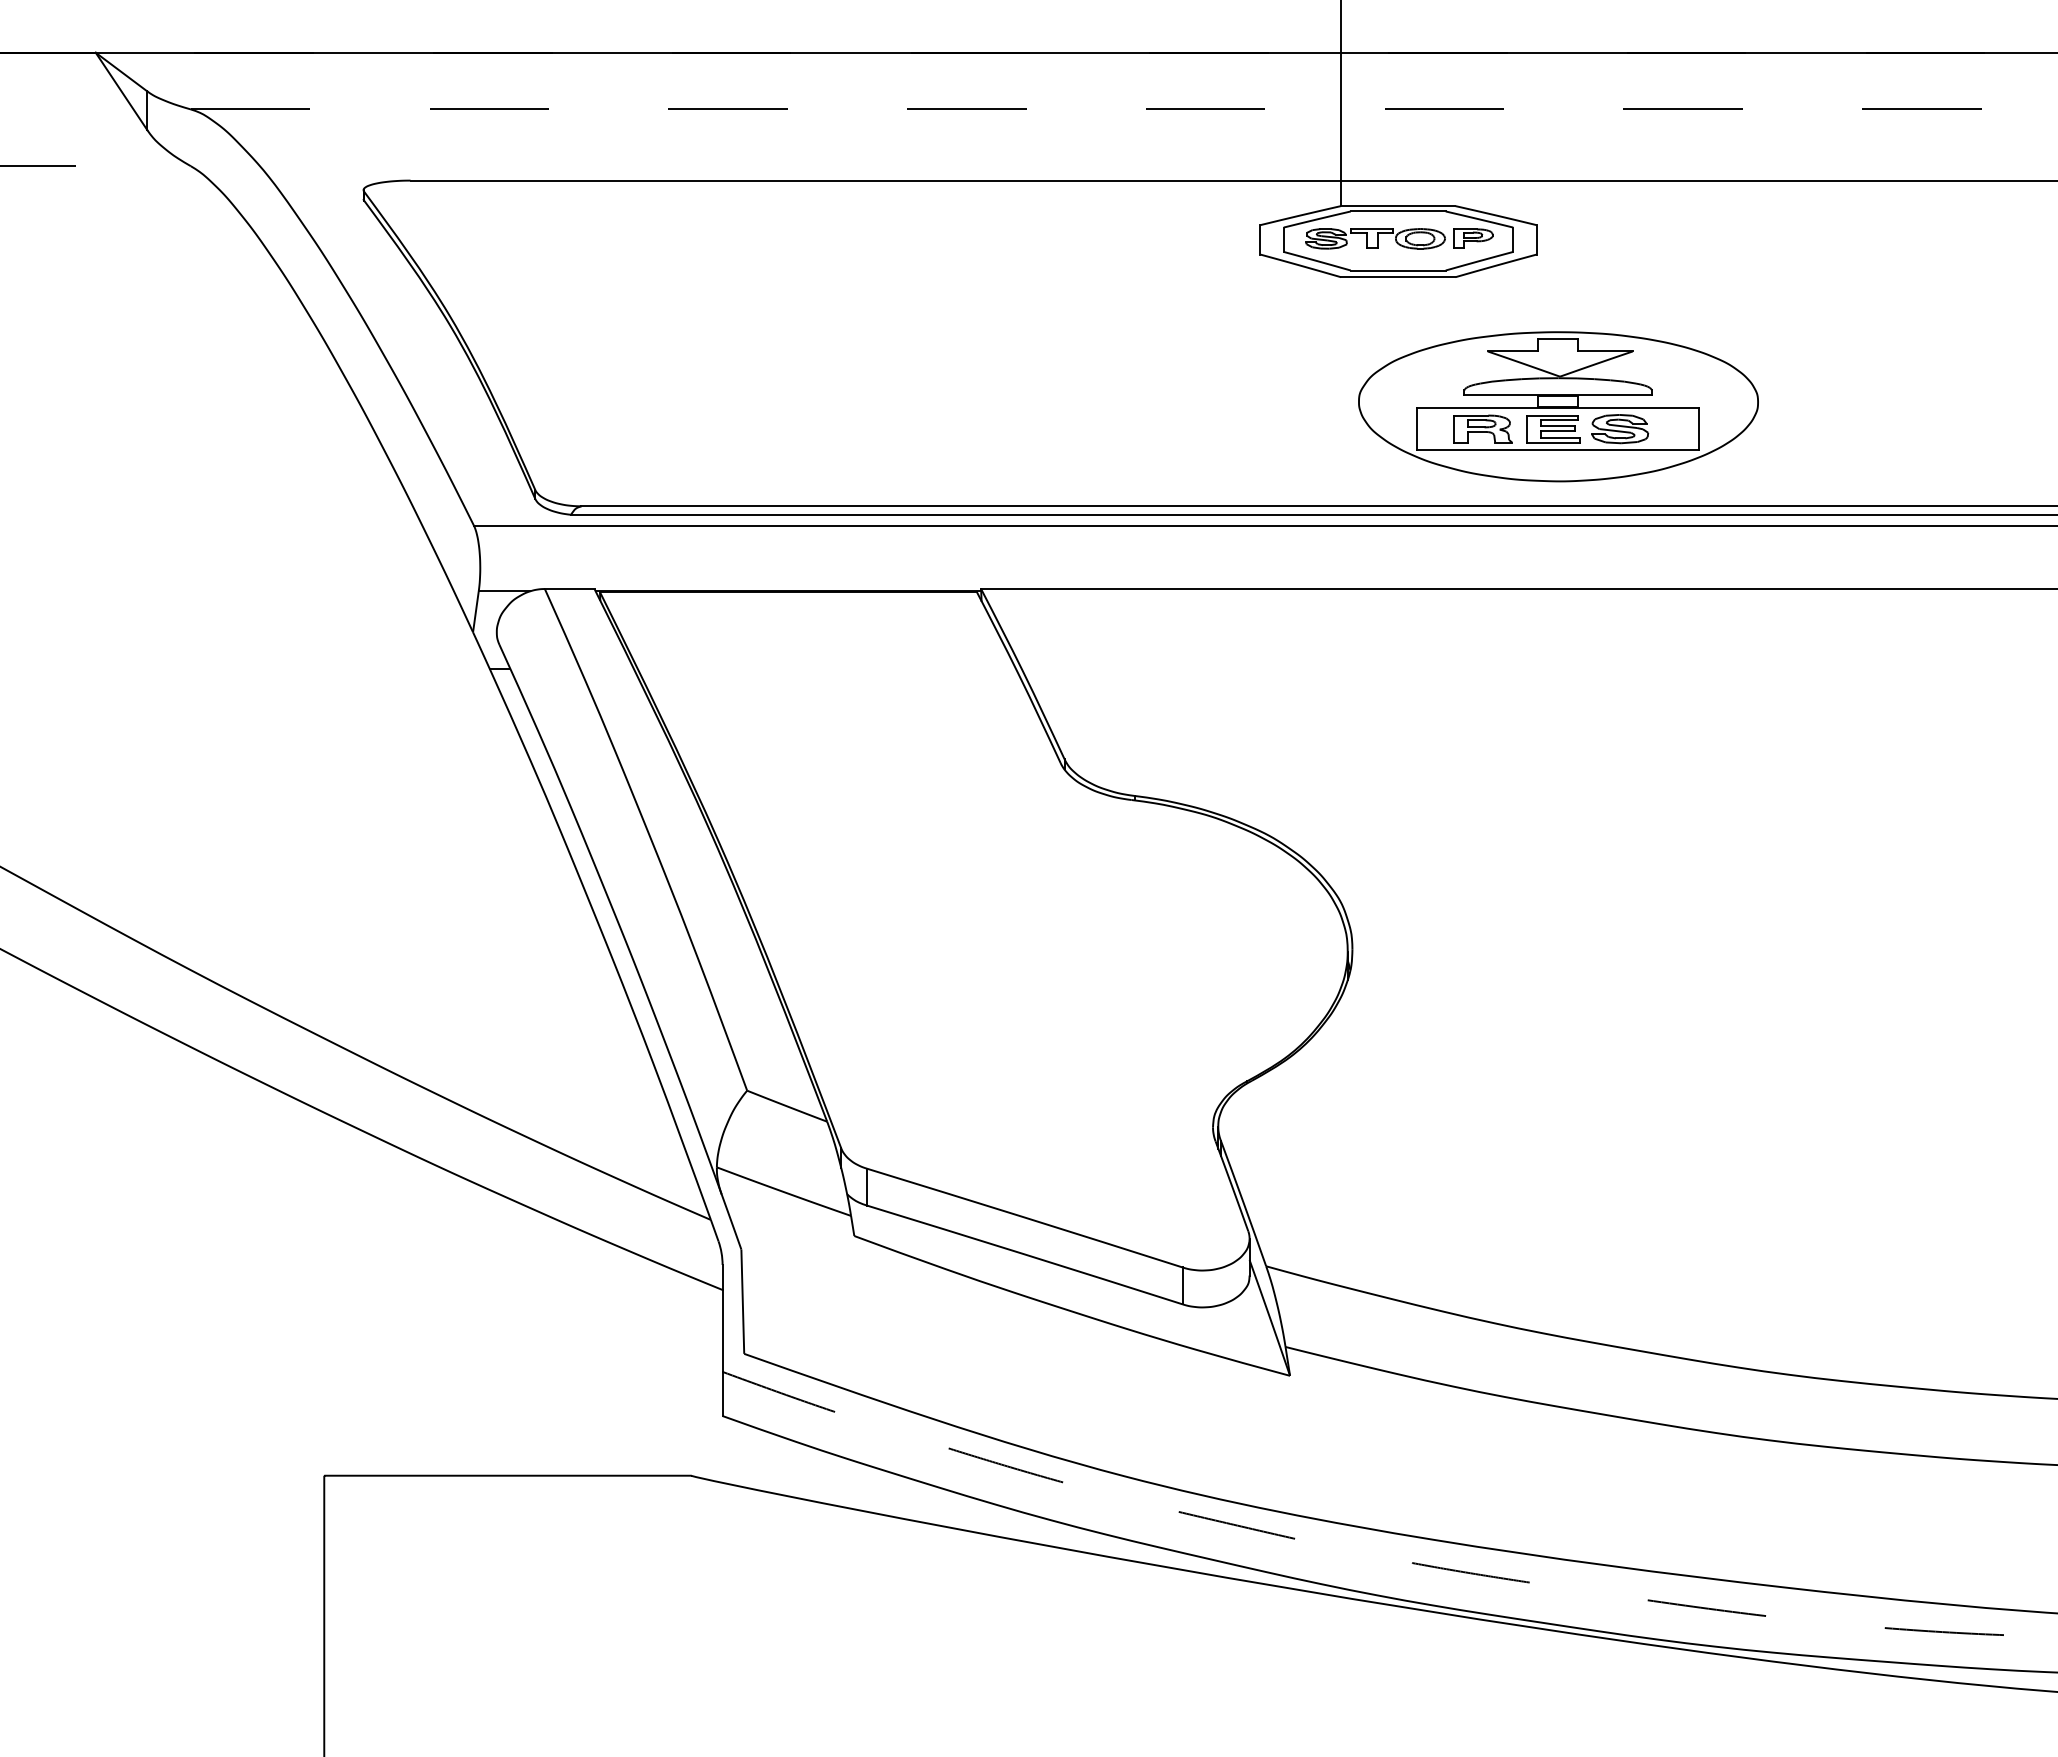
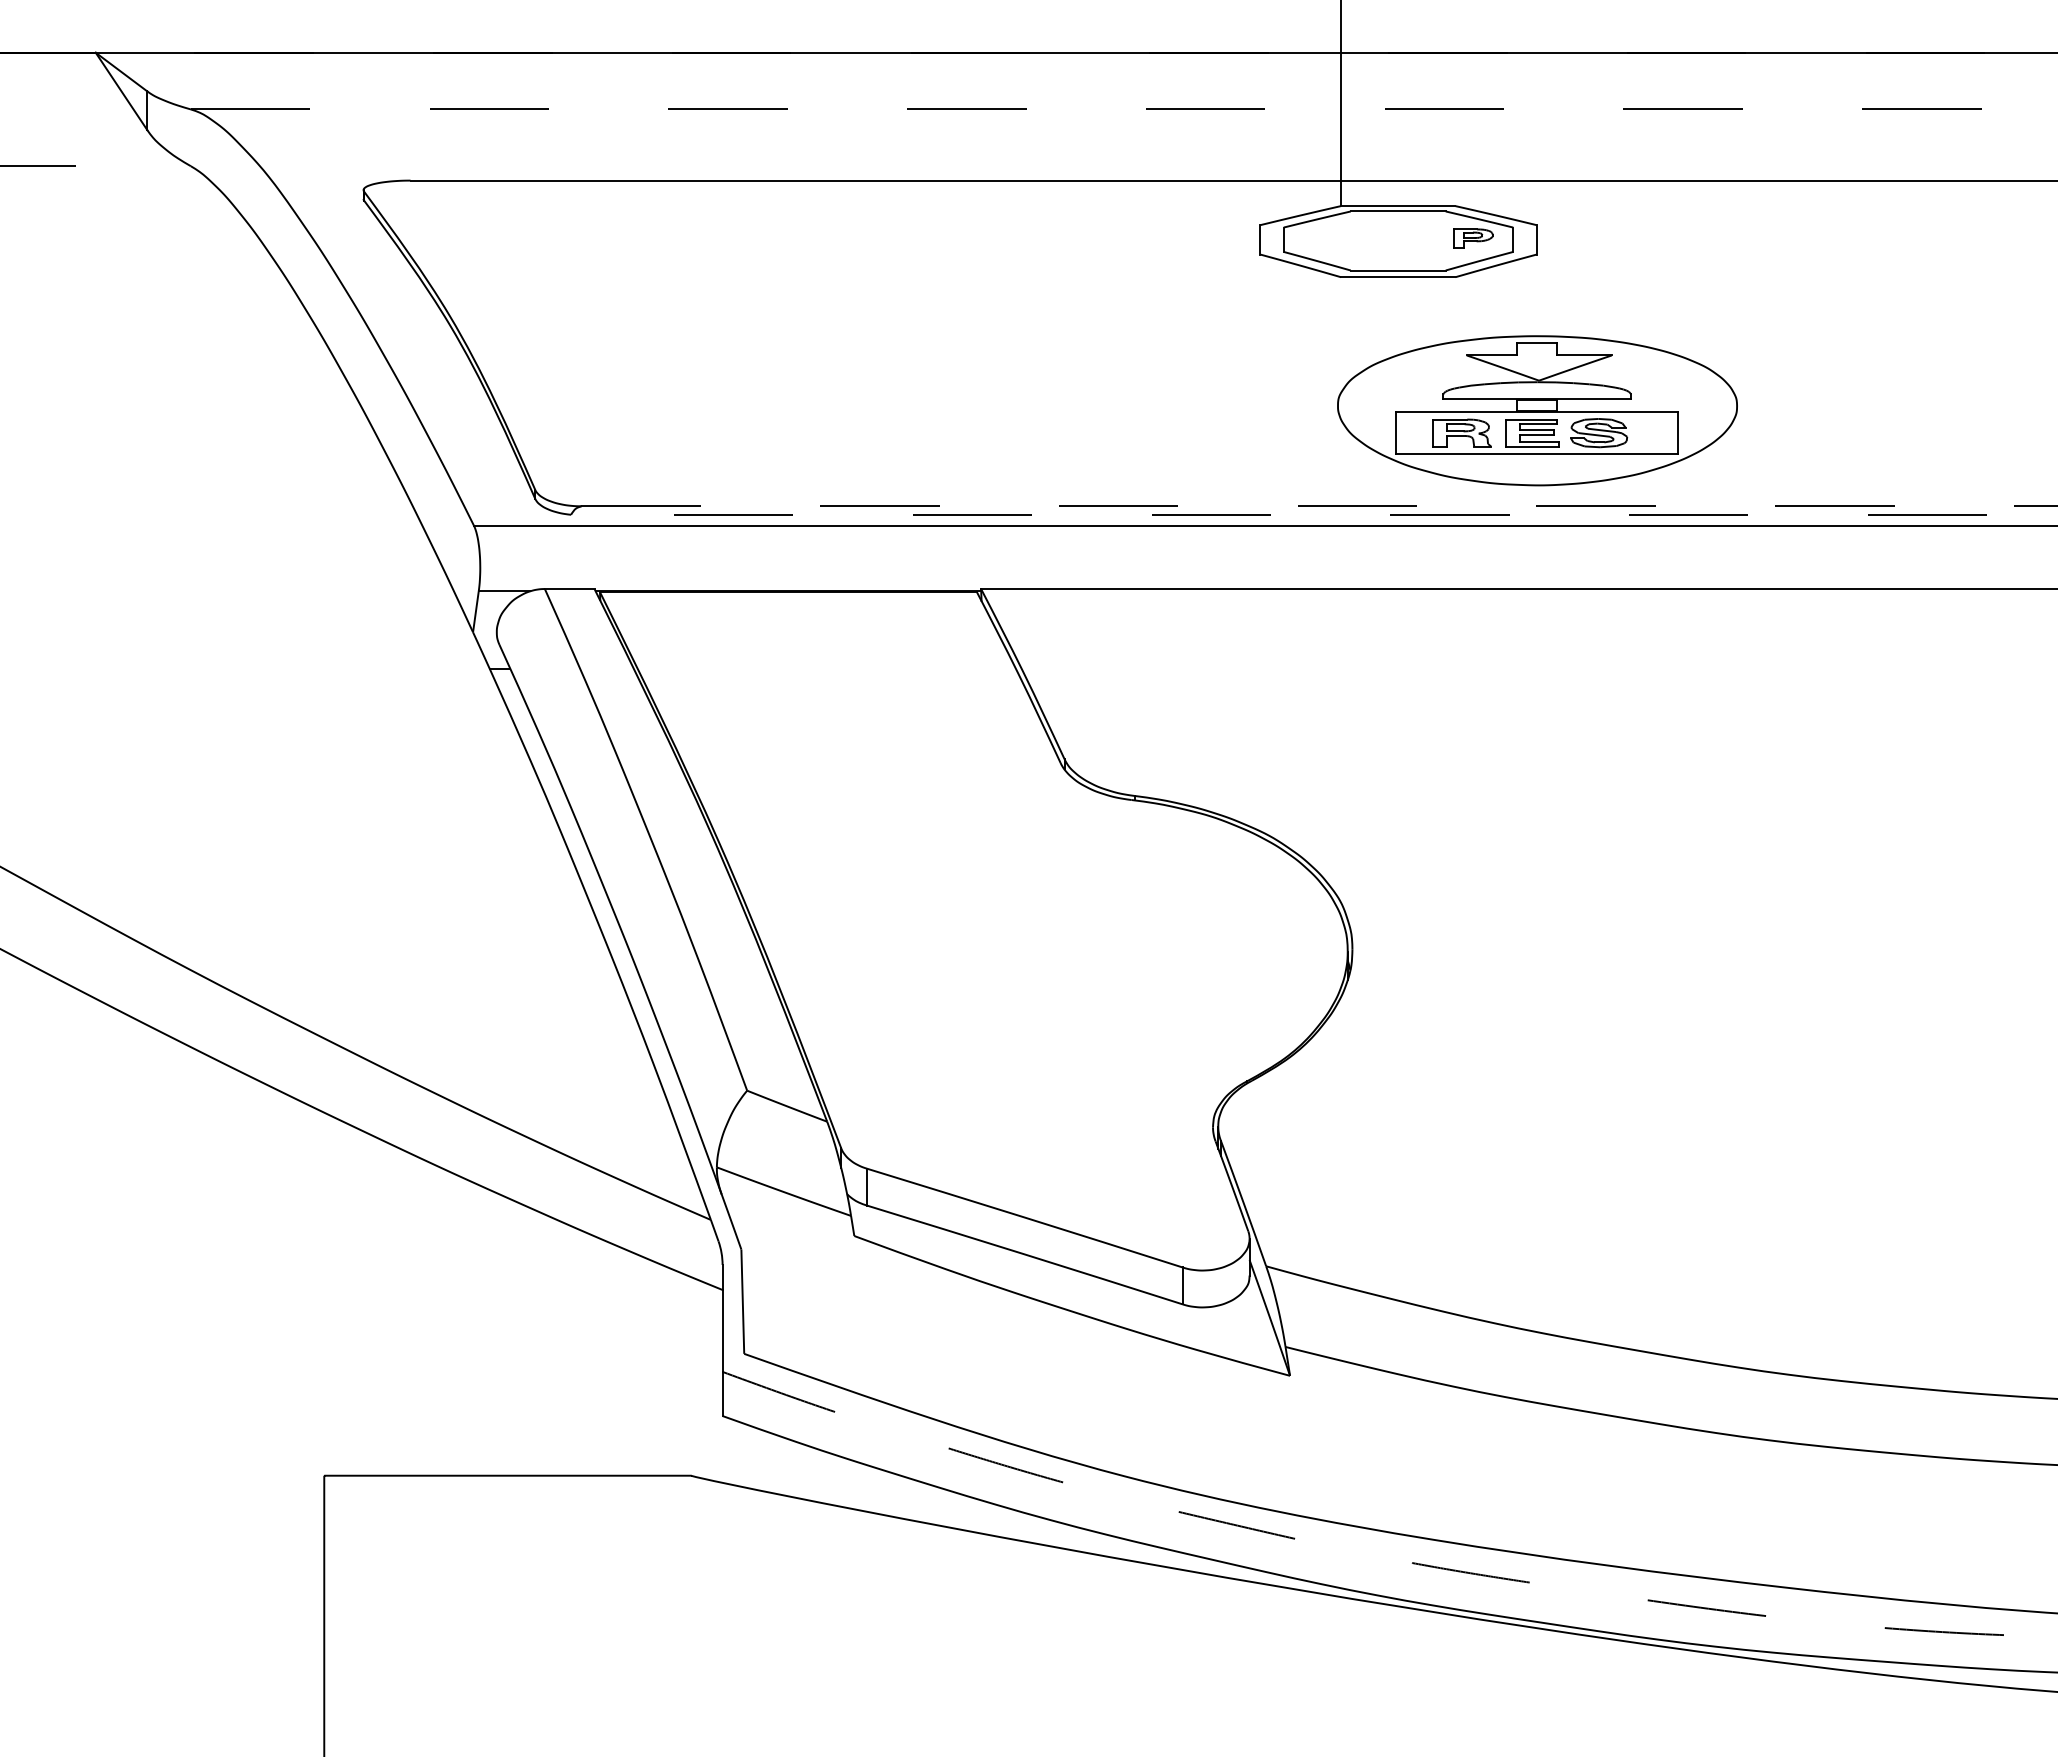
part: present -> none (1375, 238)
part position: (1558, 406) -> (1537, 410) (1537, 410)
line: solid -> dashed (1319, 506)
line: solid -> dashed (1314, 514)
